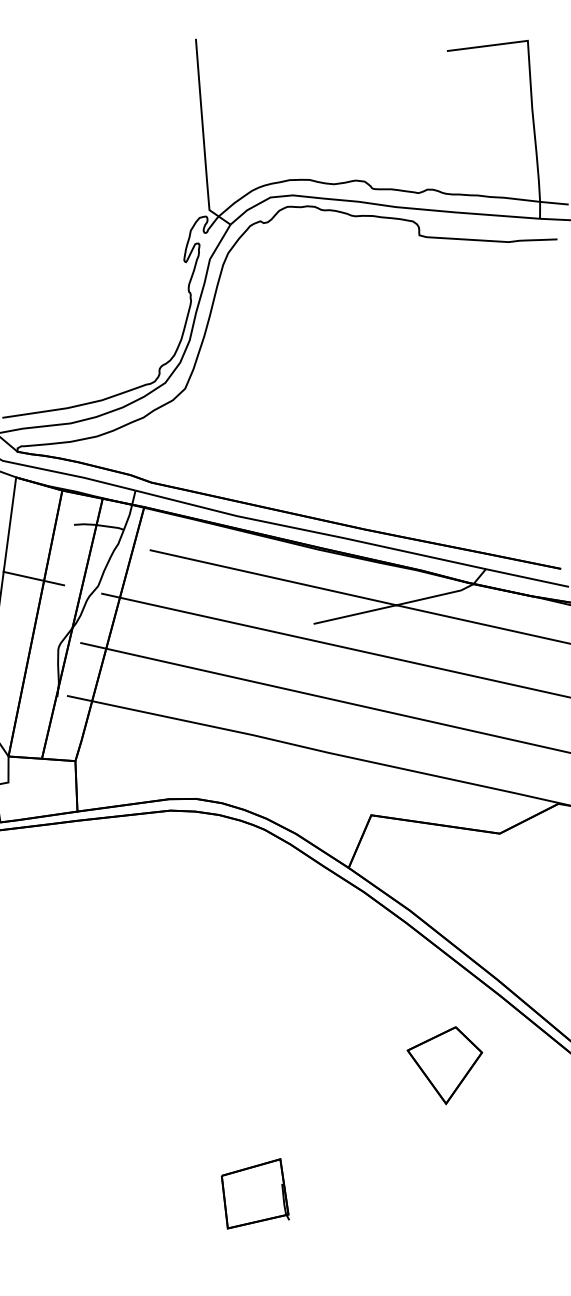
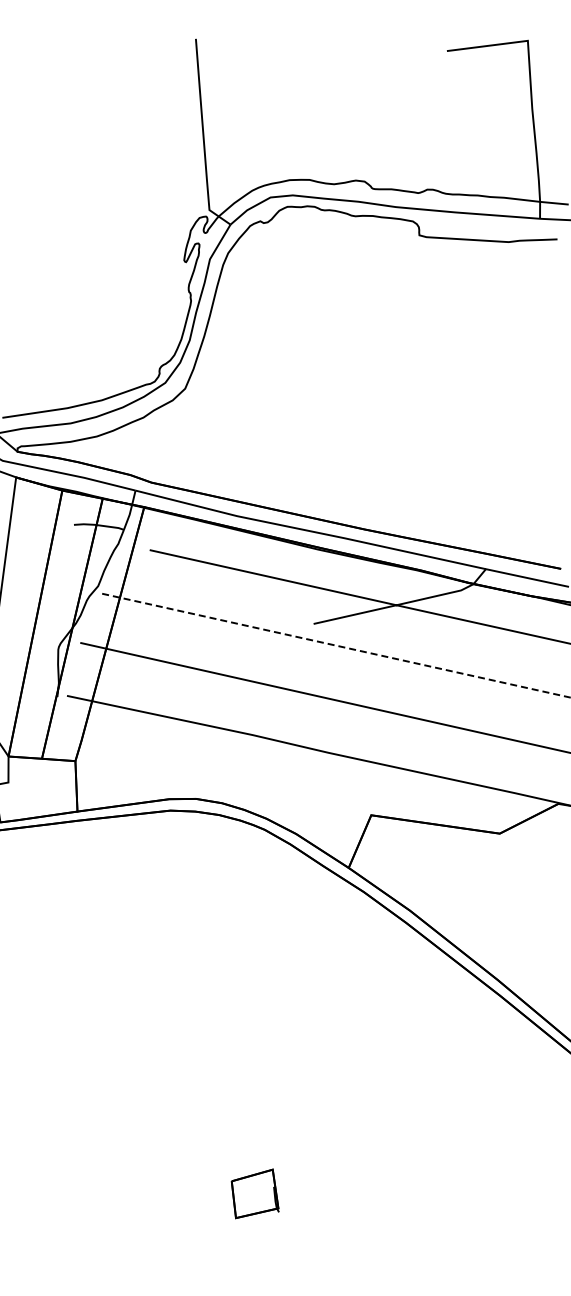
line: present -> none (33, 578)
line: solid -> dashed (336, 645)
part: present -> none (444, 1065)
part size: 70x72 px -> 50x52 px (254, 1193)
